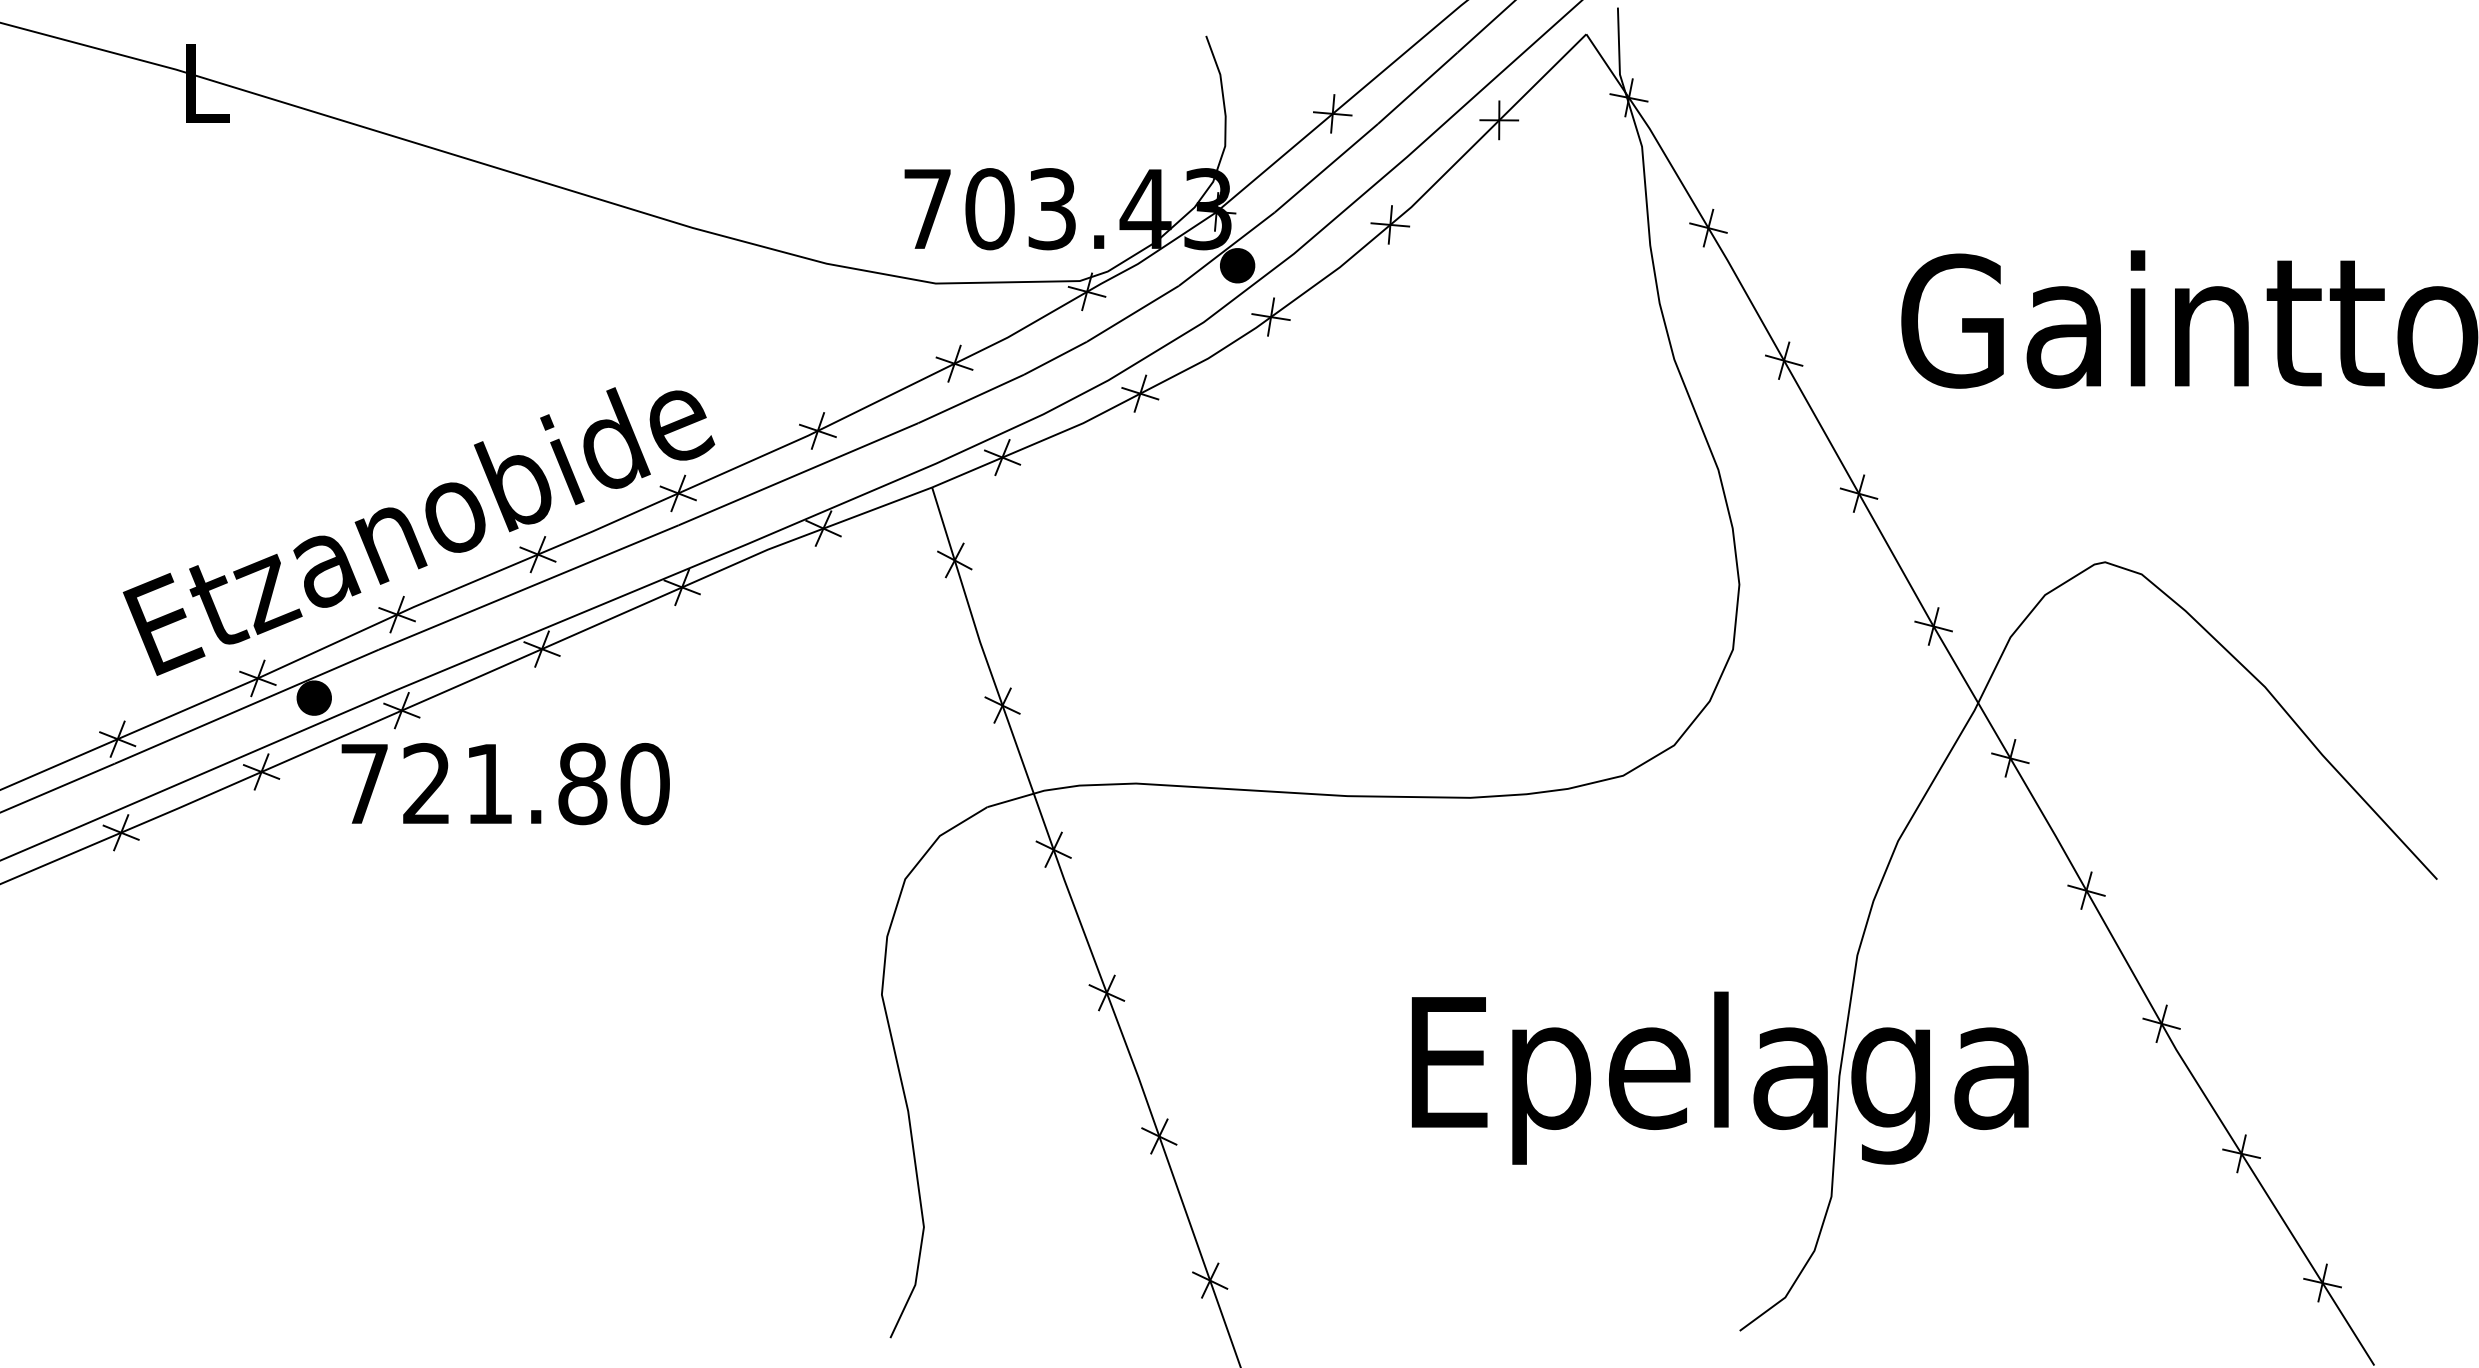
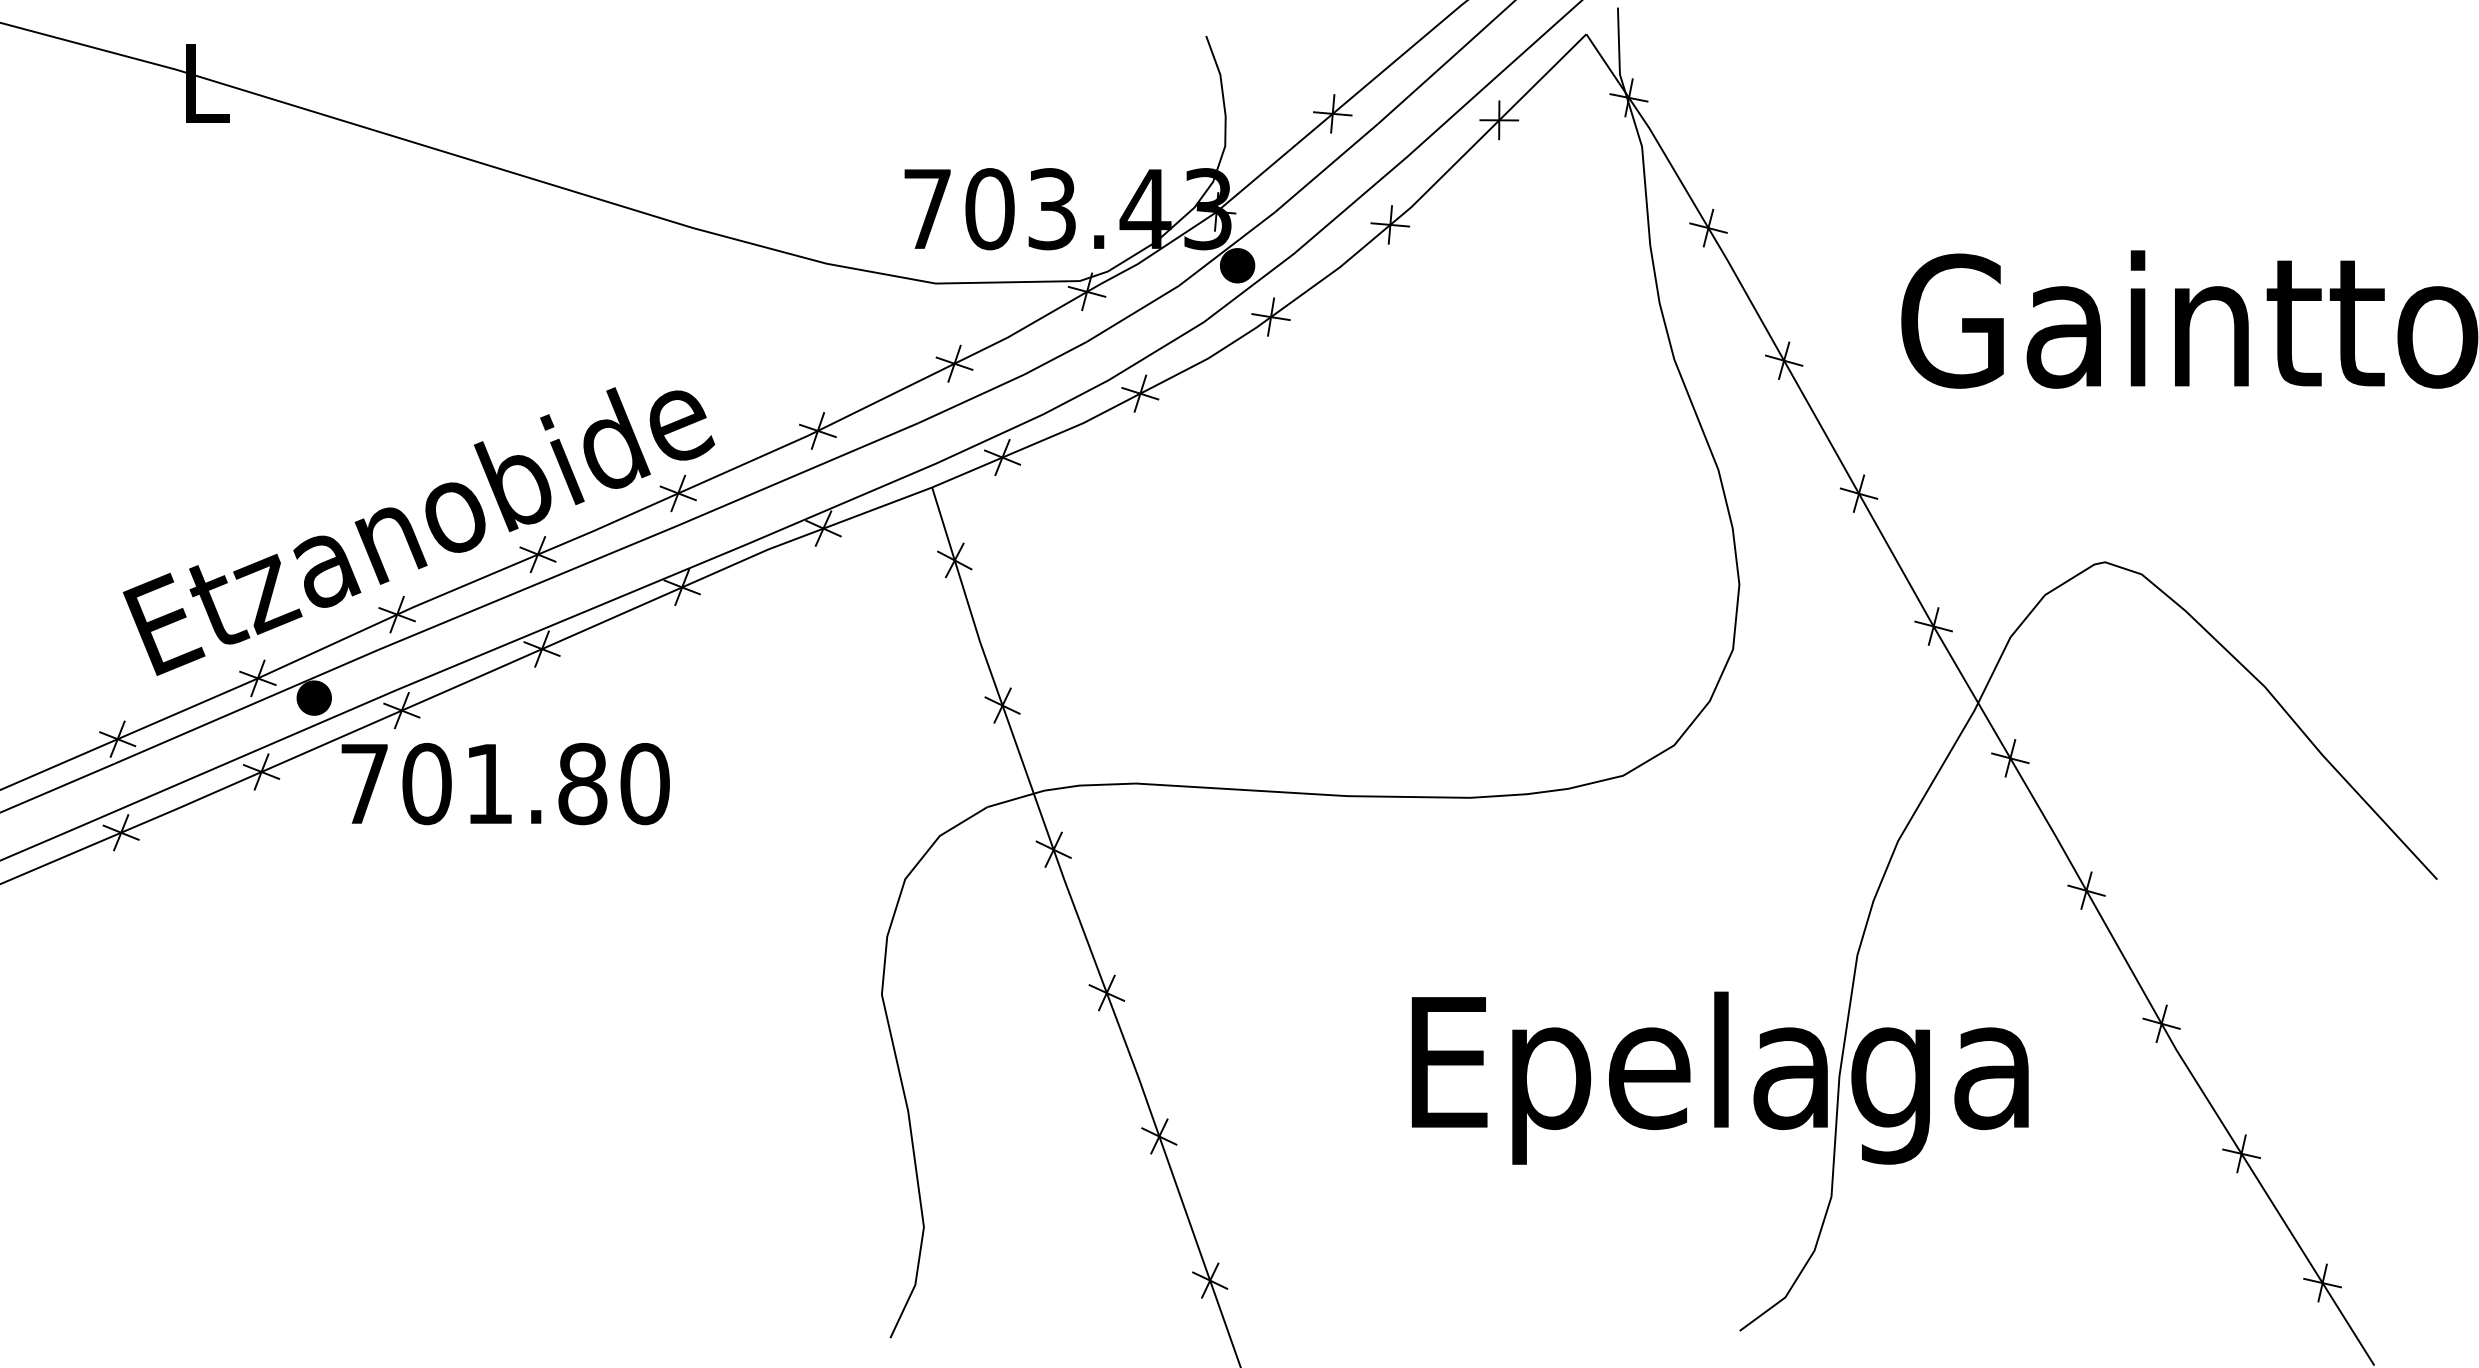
text: 721.80 -> 701.80 (426, 783)
